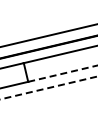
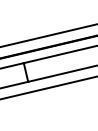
line: dashed -> solid (63, 73)
line: dashed -> solid (48, 88)
